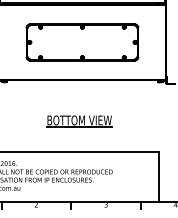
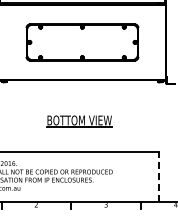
line: solid -> dashed (158, 176)
